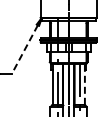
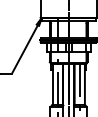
line: dashed -> solid (24, 49)
line: dashed -> solid (84, 84)
